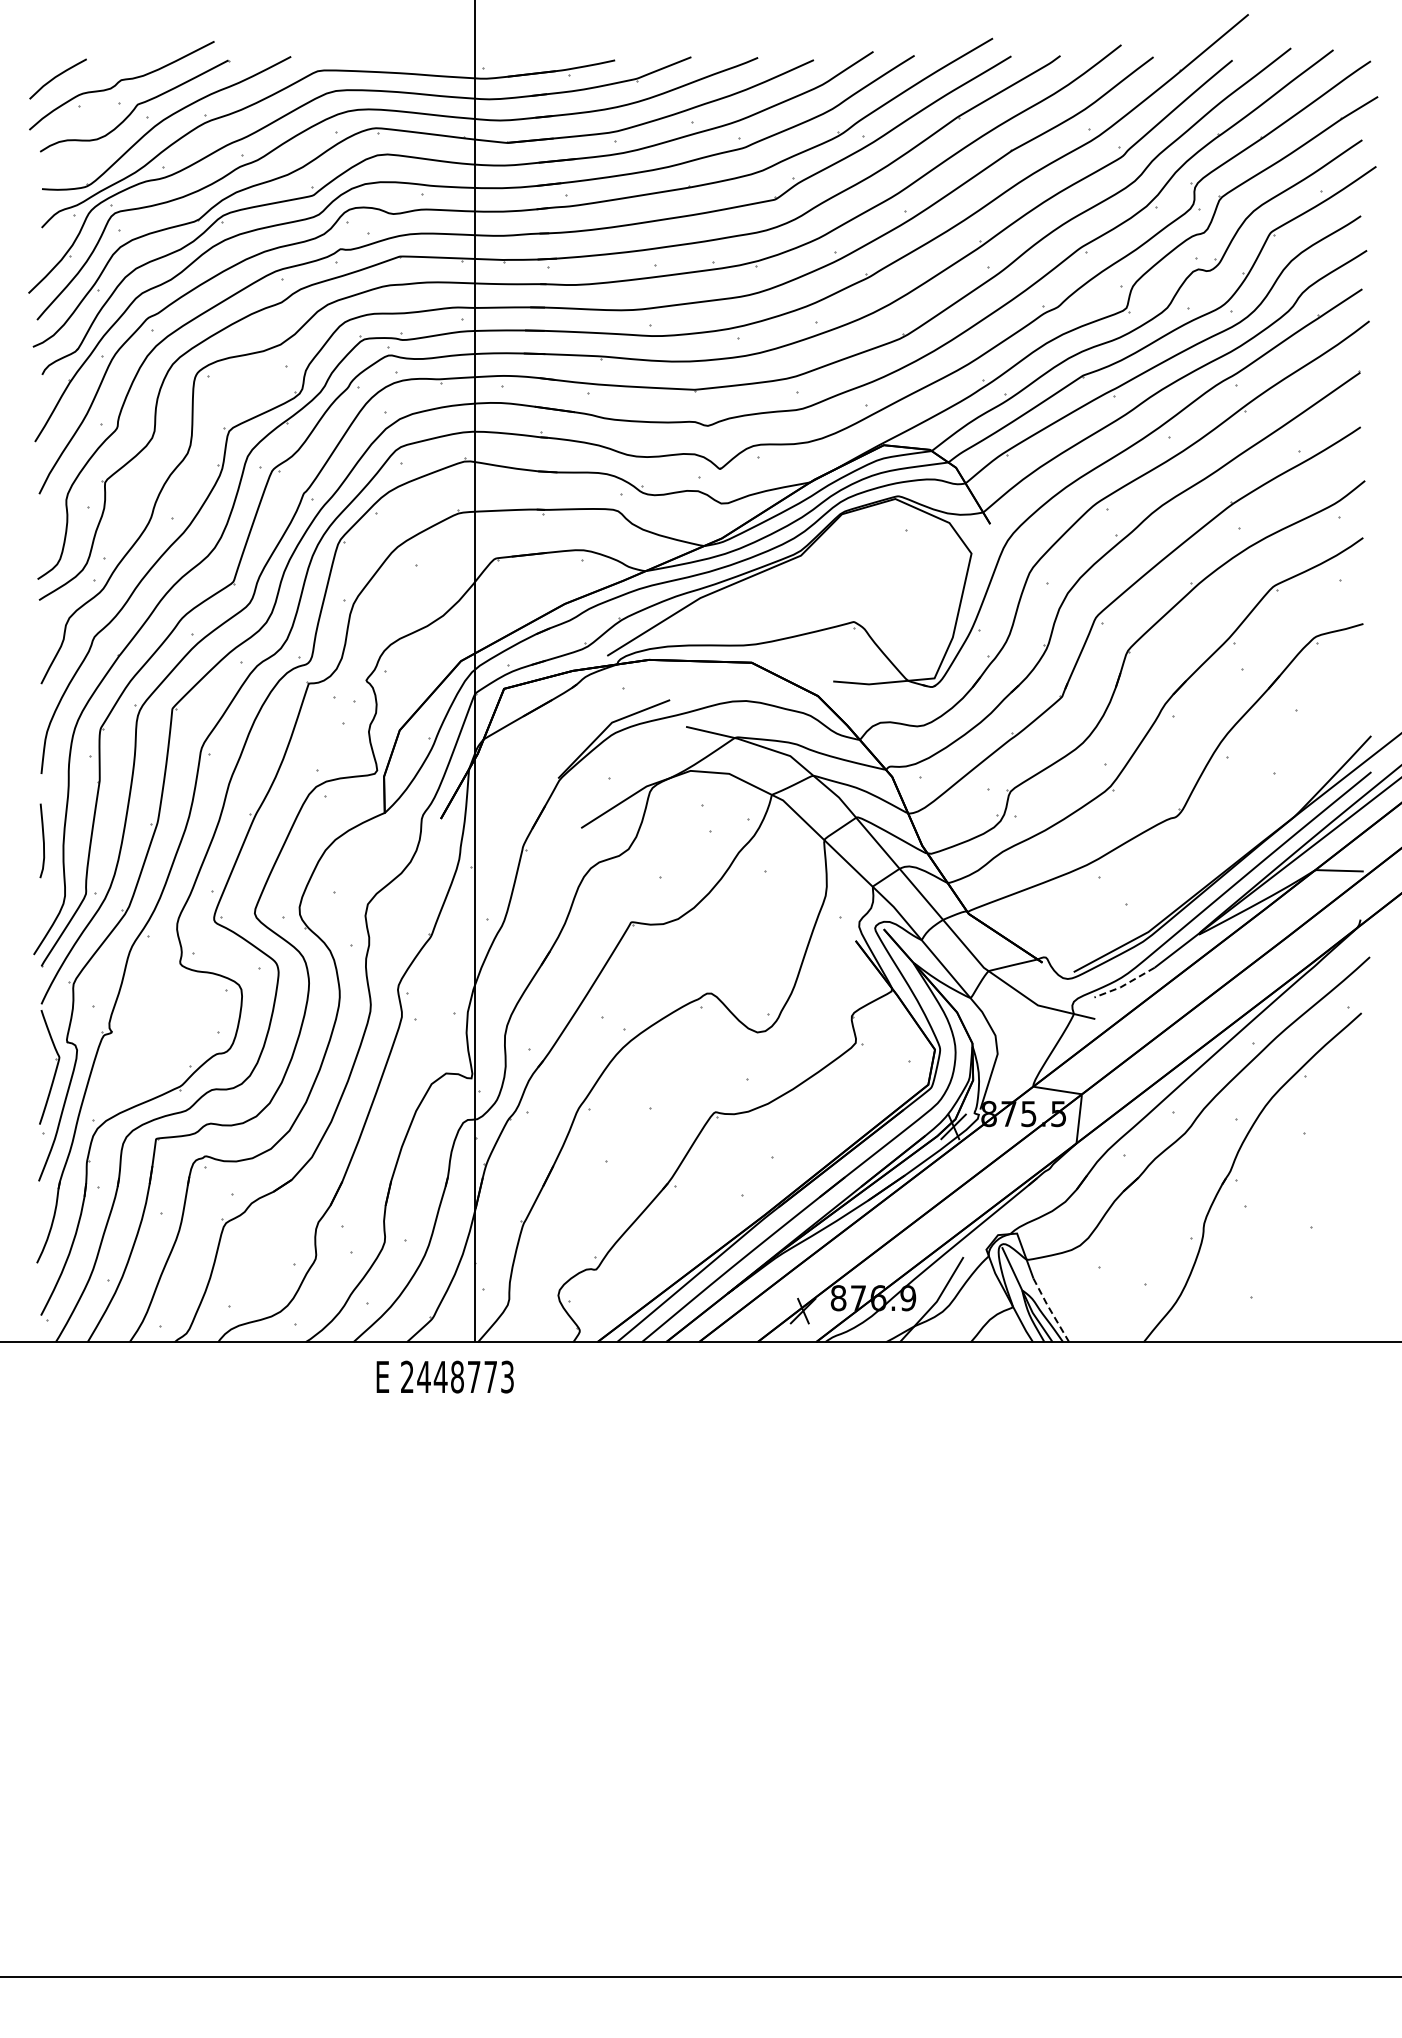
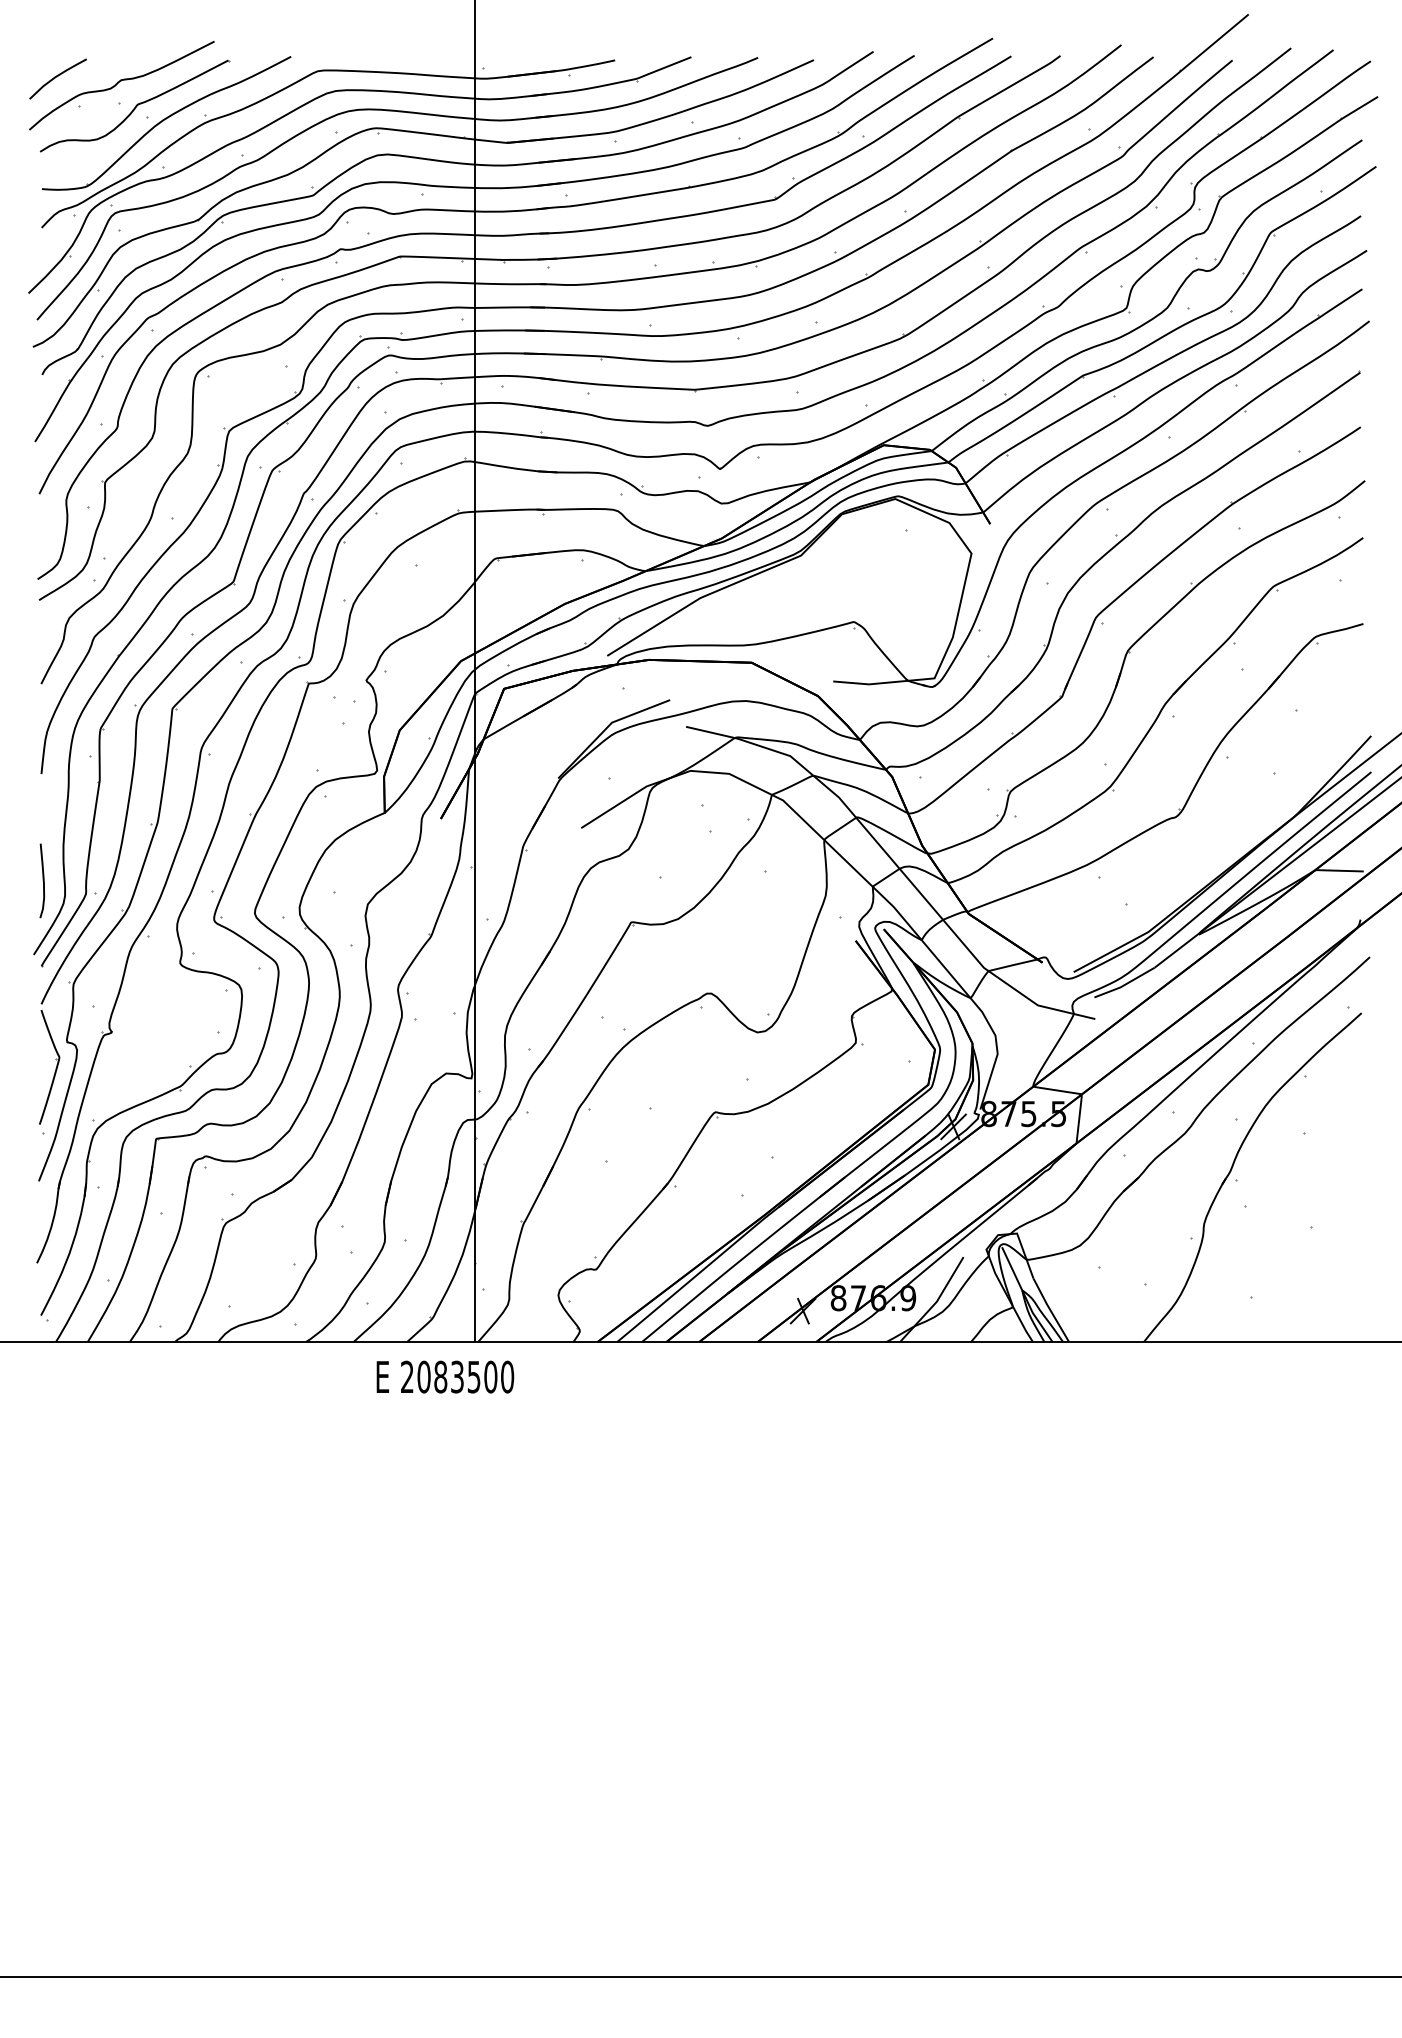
curve position: (42, 840) -> (42, 880) (42, 880)
line: dashed -> solid (1124, 984)
line: dashed -> solid (1050, 1309)
text: 2448773 -> 2083500 (465, 1376)
